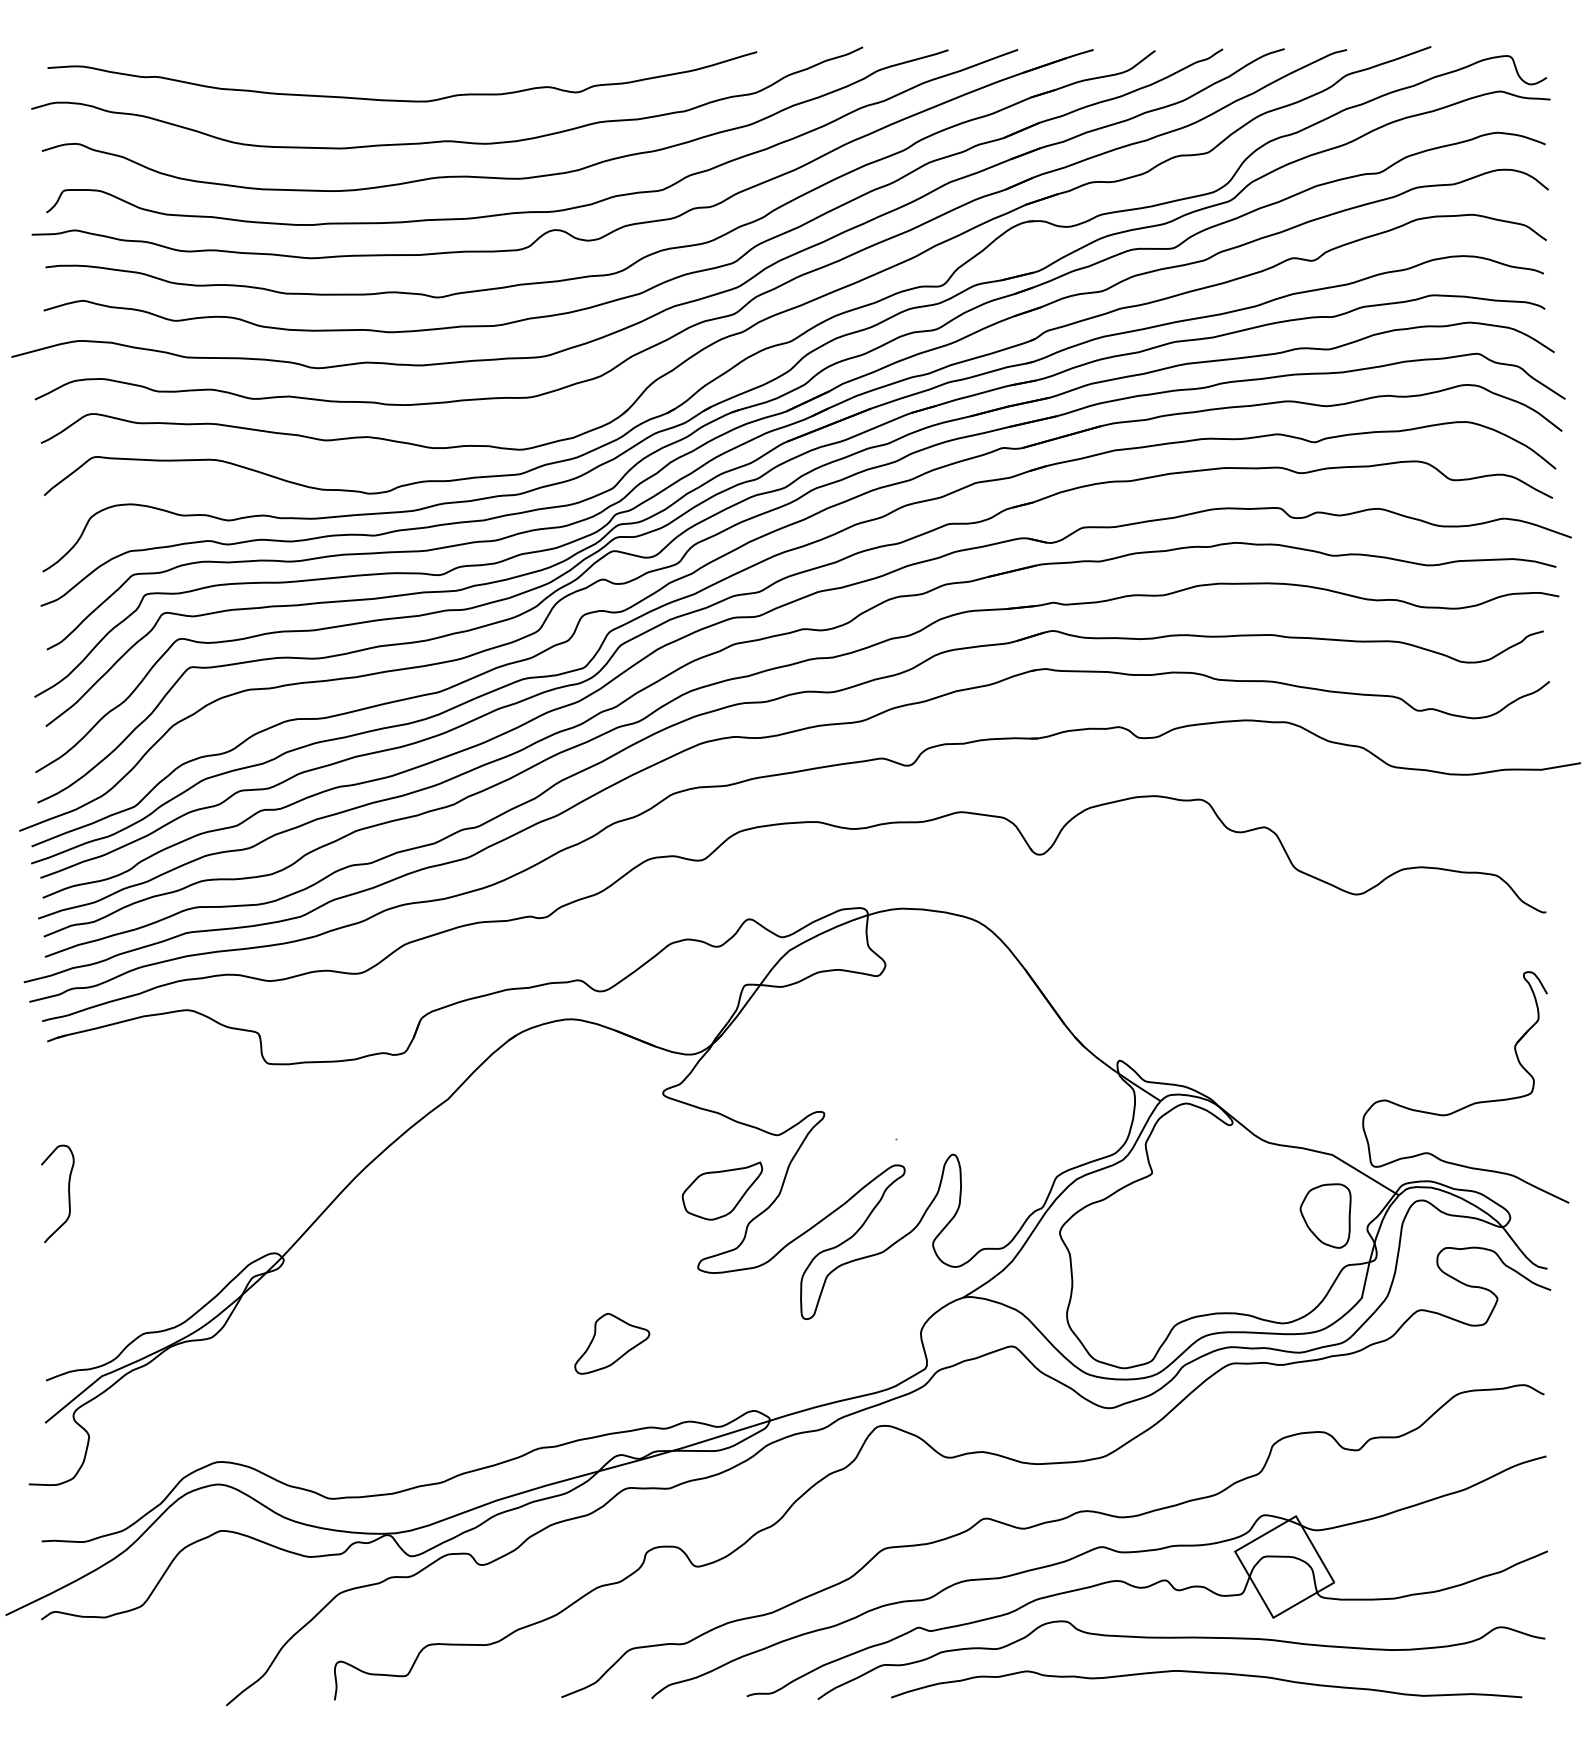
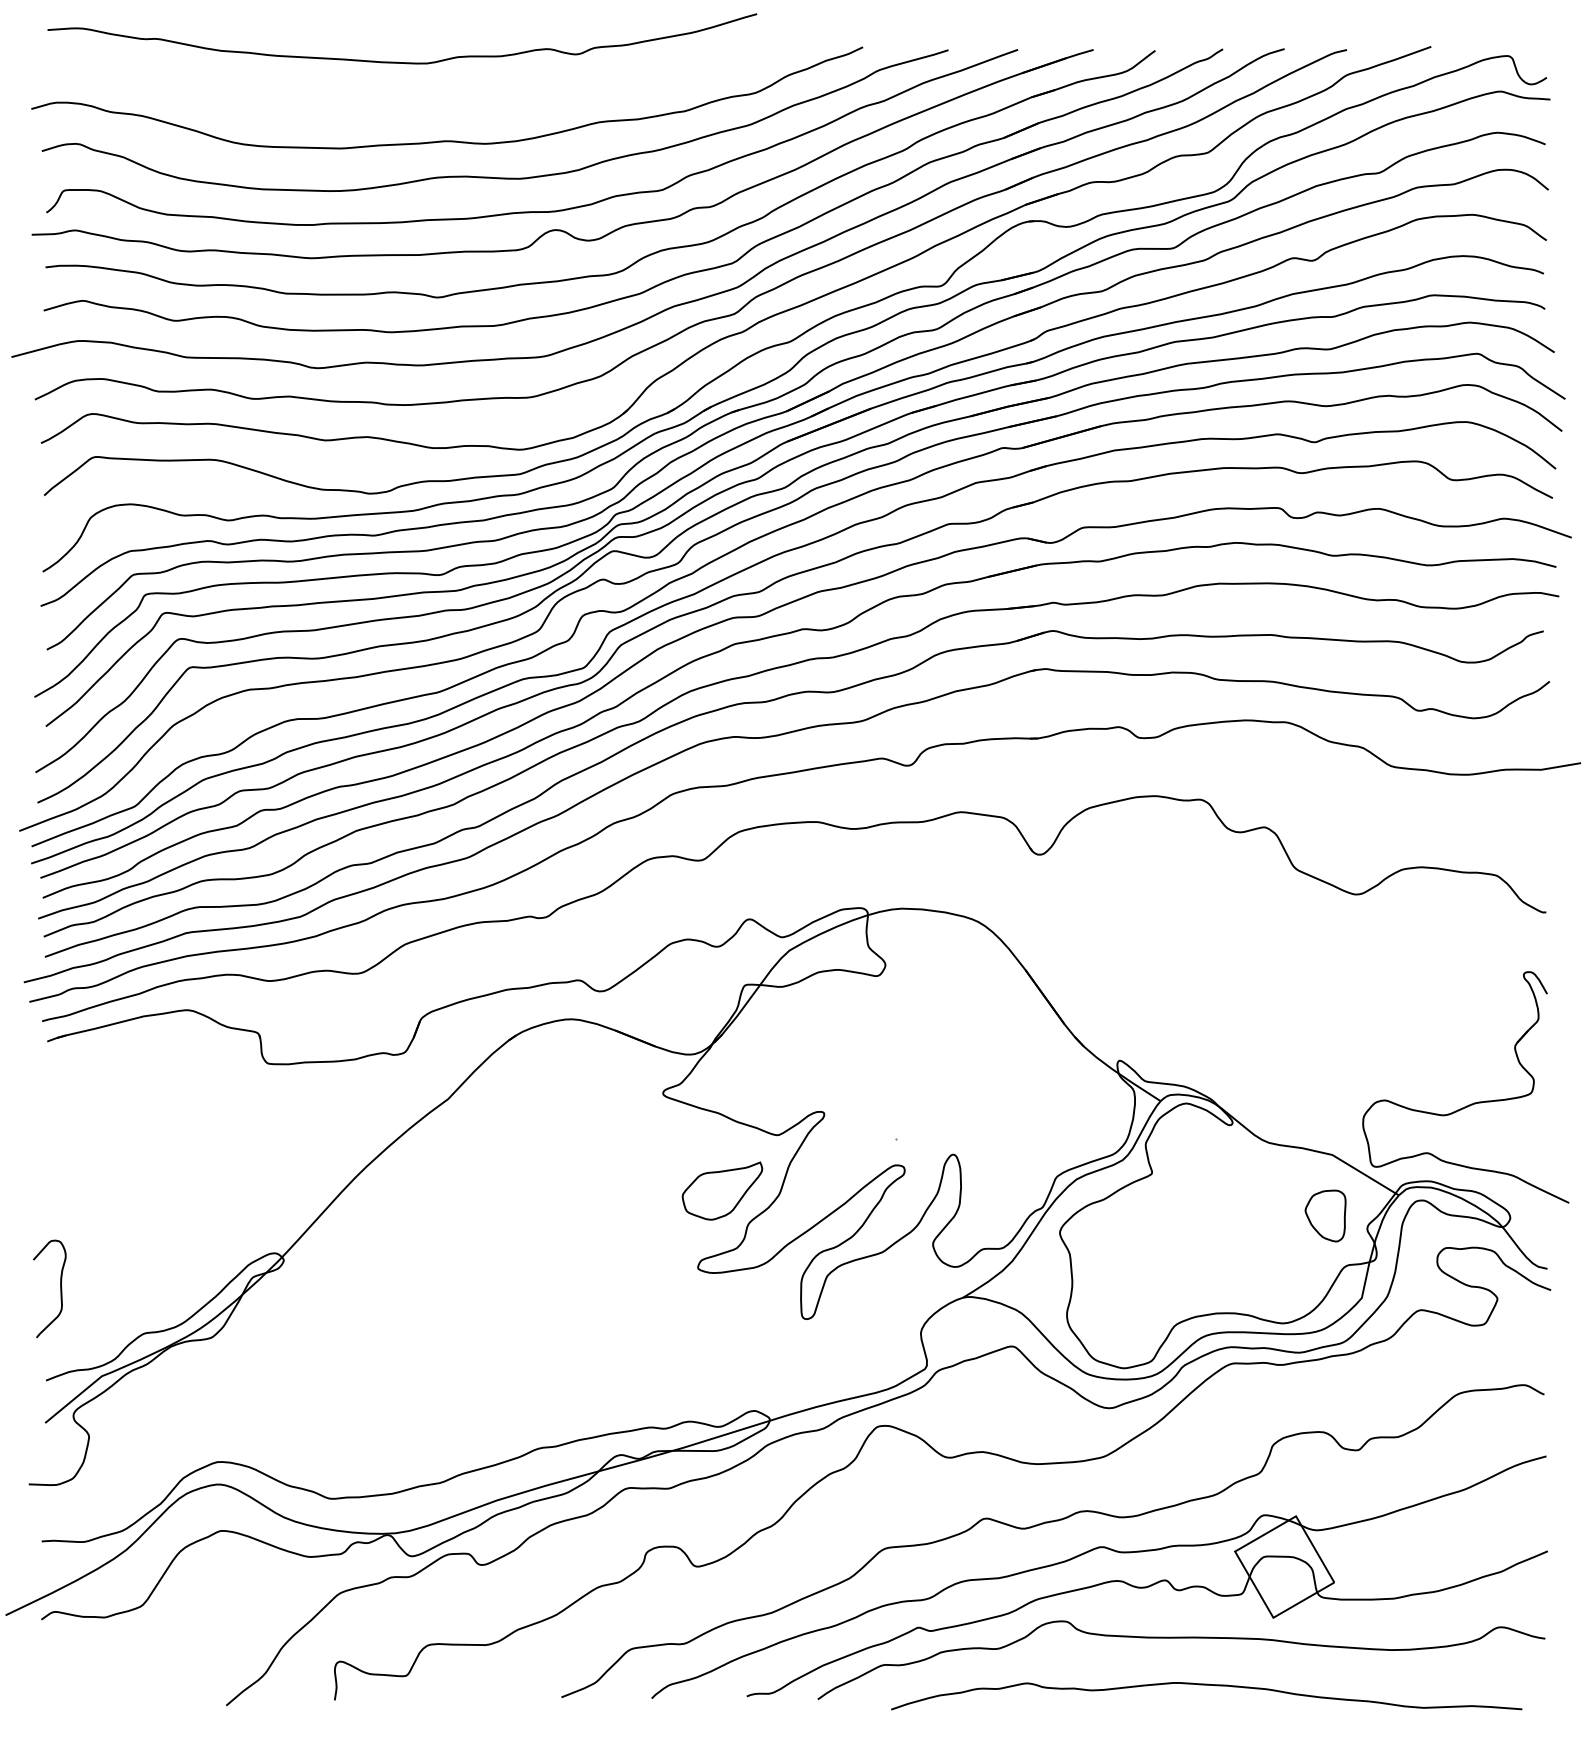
curve position: (396, 99) -> (396, 61) (396, 61)
curve position: (68, 1193) -> (60, 1288) (60, 1288)
part size: 53x66 px -> 43x54 px (1325, 1215)
part: present -> none (612, 1343)
curve position: (1206, 1673) -> (1206, 1685) (1206, 1685)
